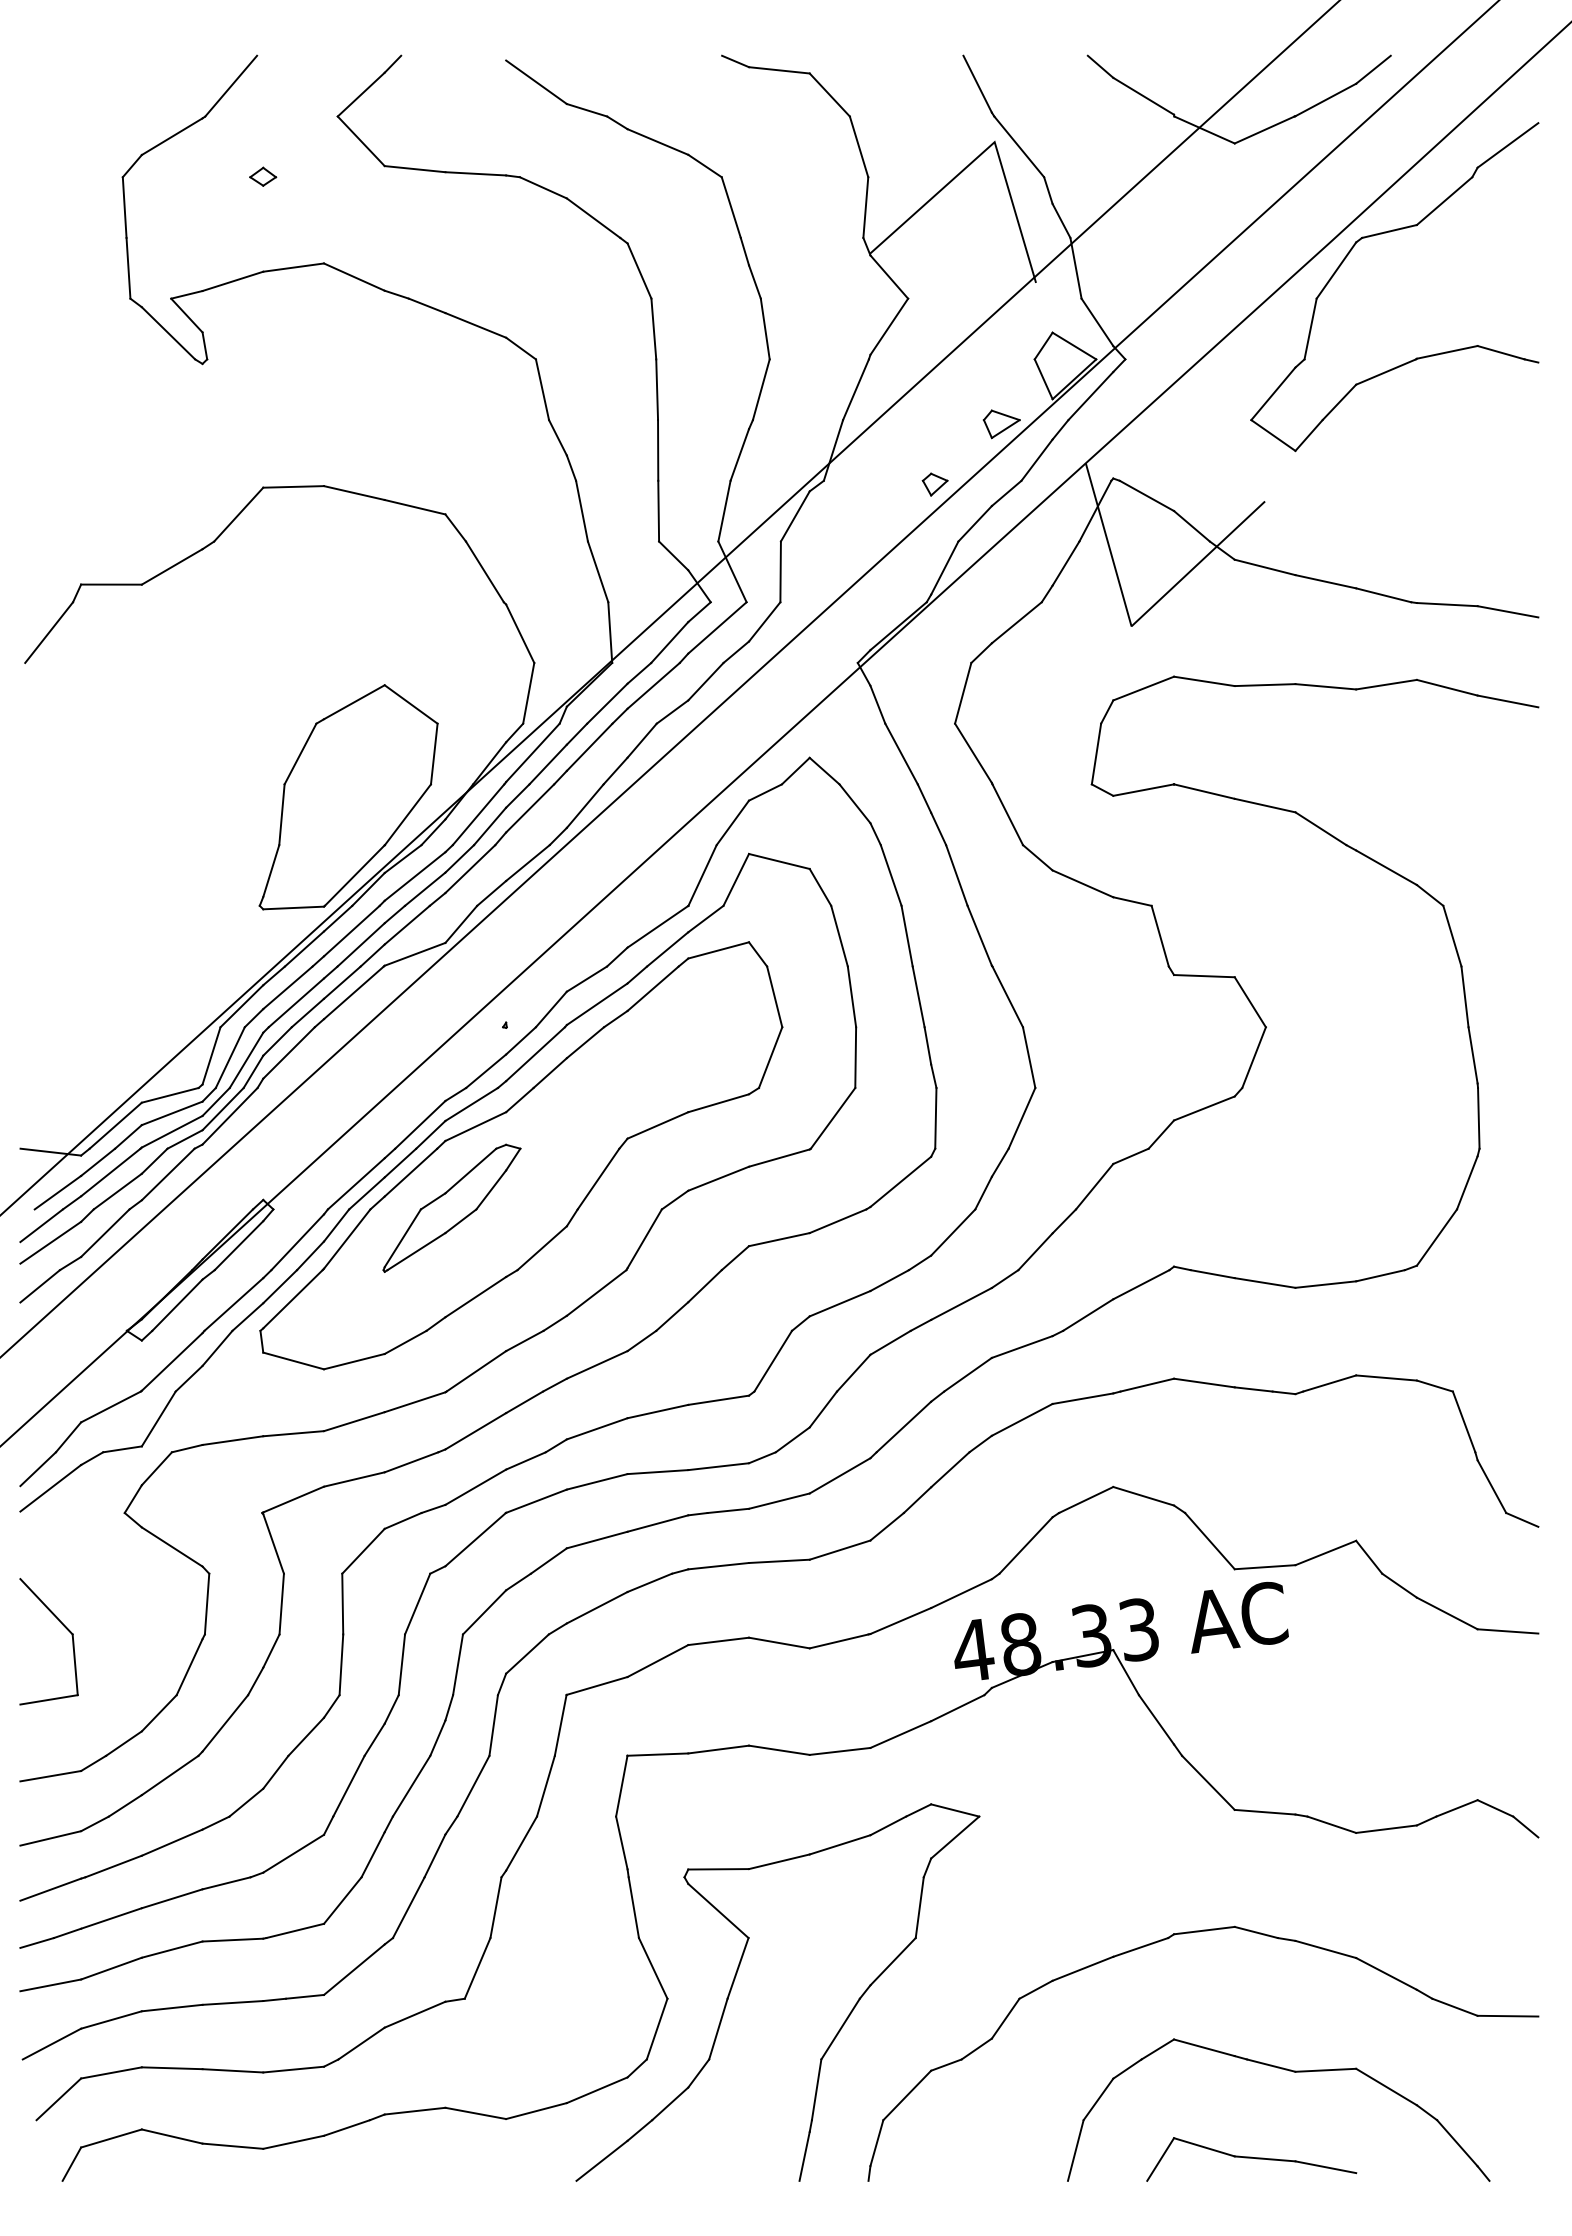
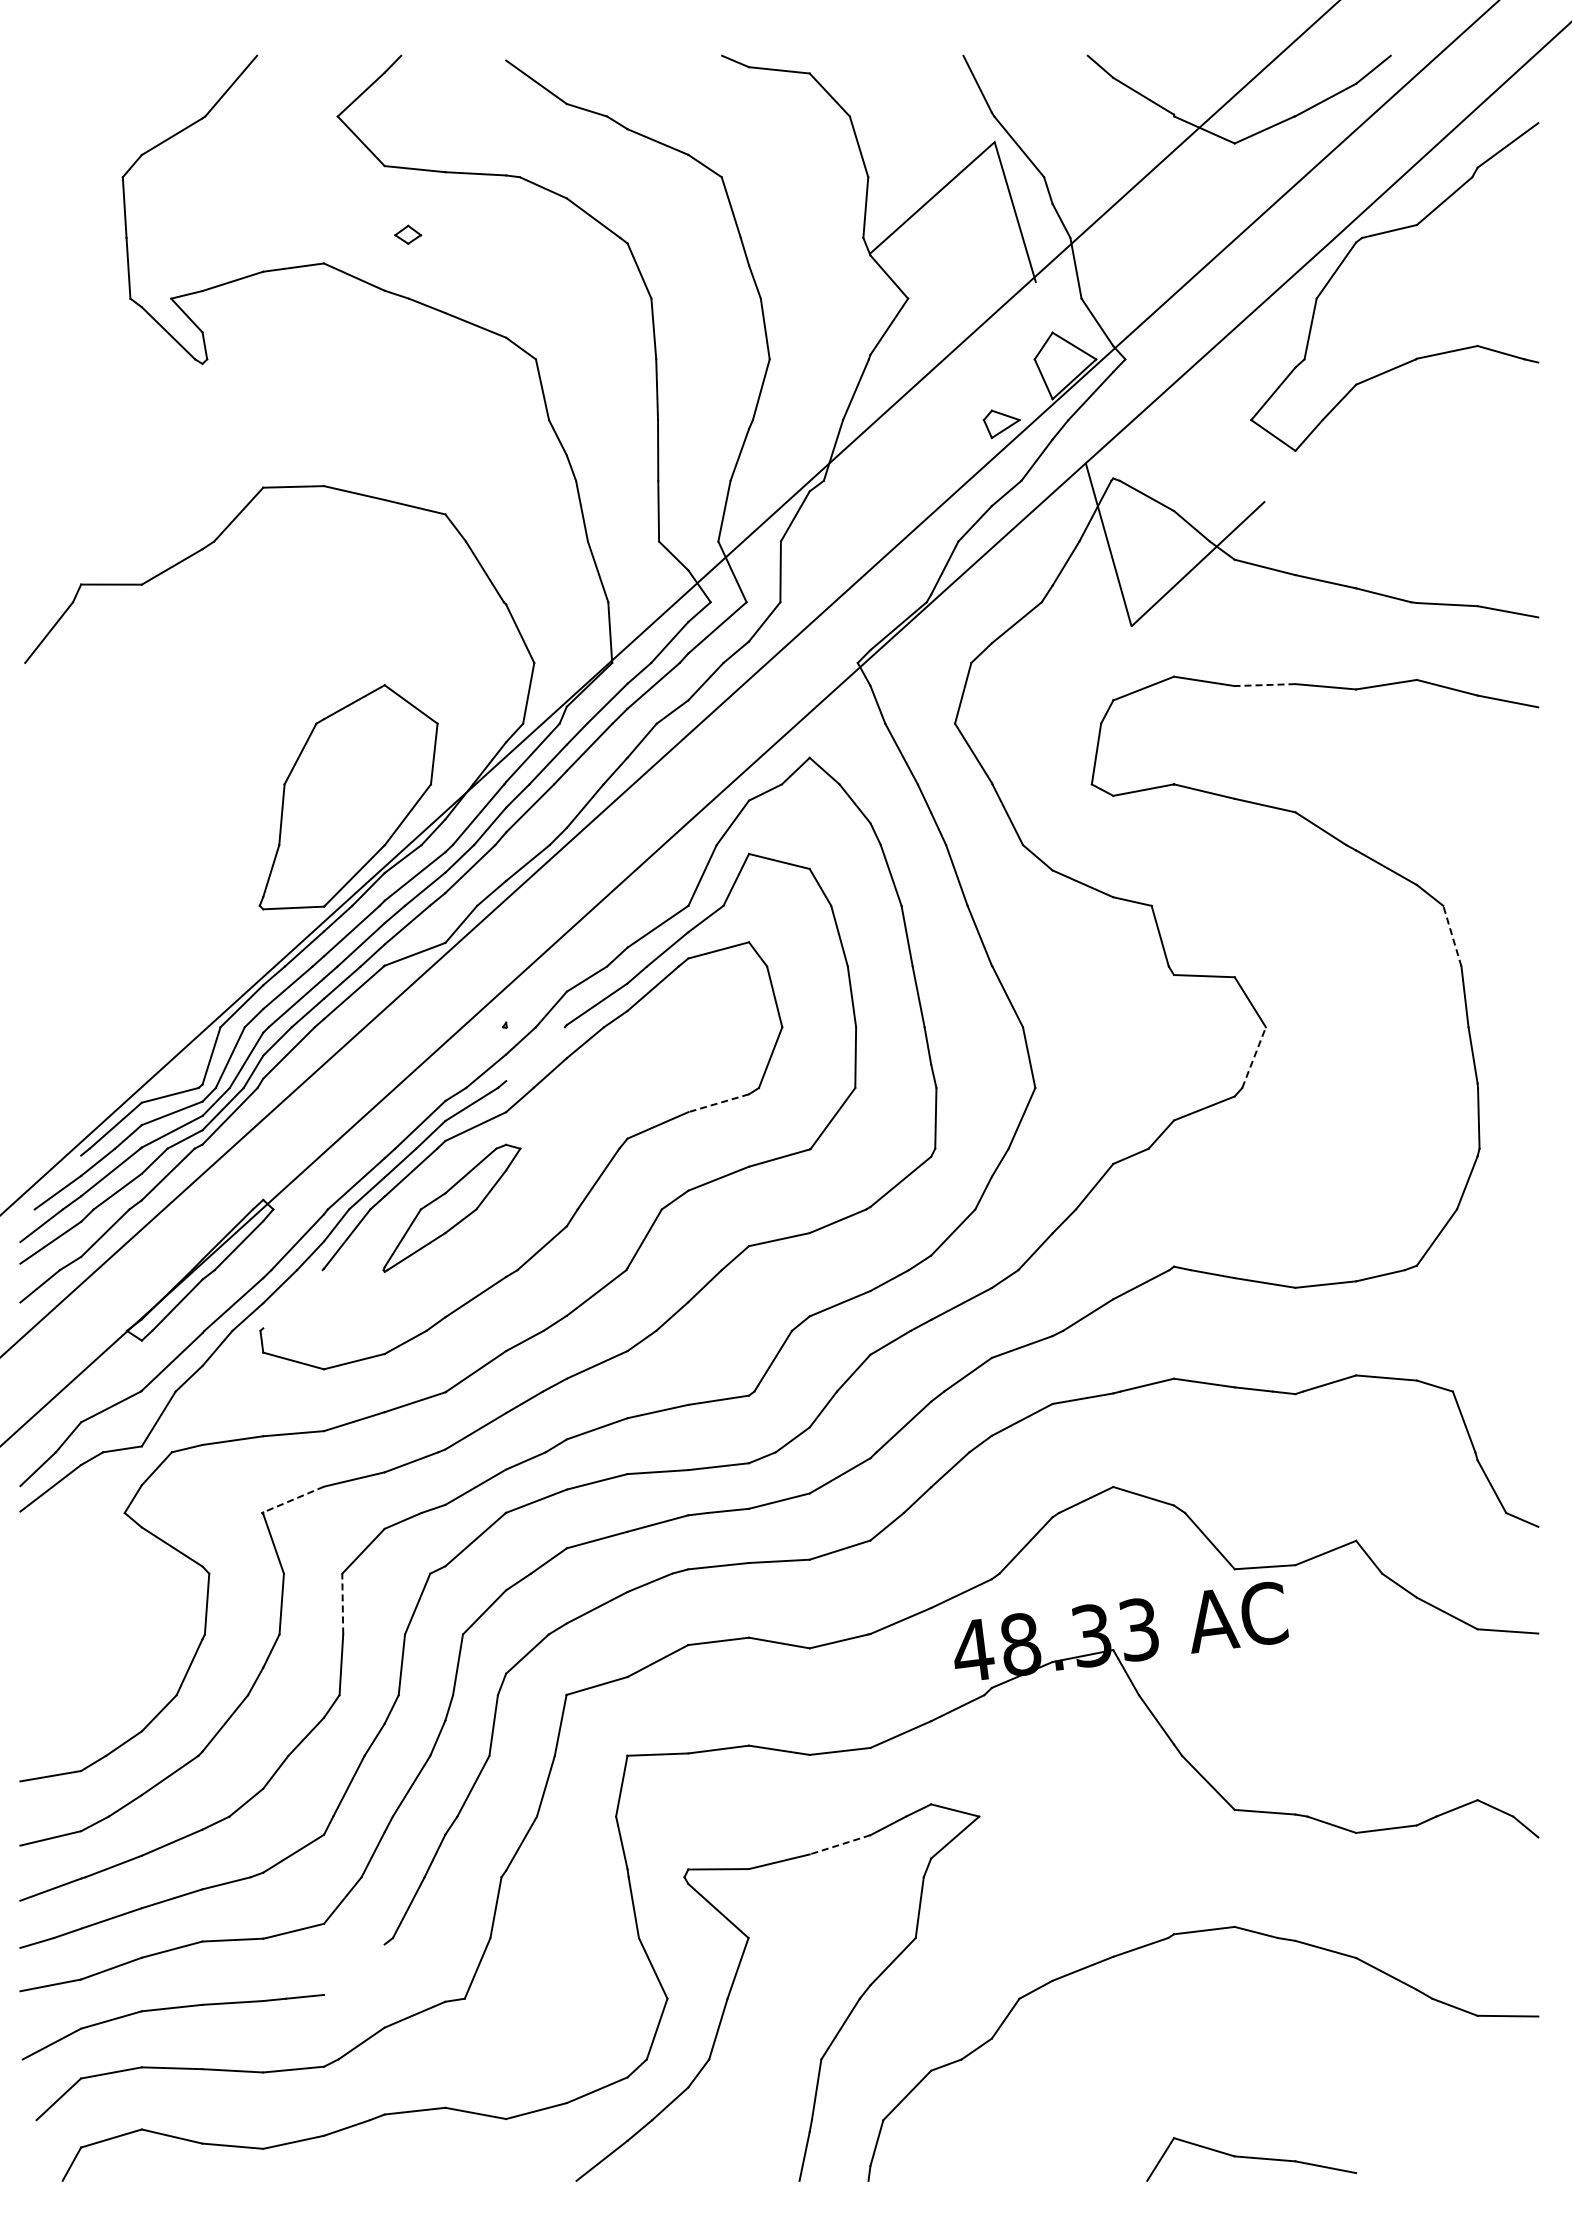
part position: (263, 176) -> (408, 234) (408, 234)
part: present -> none (934, 484)
line: solid -> dashed (1264, 685)
line: solid -> dashed (1452, 936)
line: present -> none (535, 1054)
line: solid -> dashed (1254, 1057)
line: solid -> dashed (718, 1103)
line: present -> none (50, 1151)
line: present -> none (292, 1299)
line: solid -> dashed (293, 1499)
line: solid -> dashed (342, 1603)
part: present -> none (63, 1626)
line: solid -> dashed (840, 1844)
line: present -> none (354, 1969)
part: present -> none (1289, 2071)
